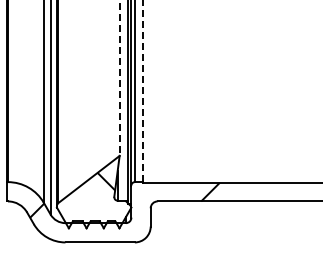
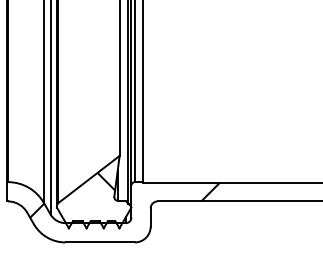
line: dashed -> solid (119, 77)
line: dashed -> solid (143, 91)
